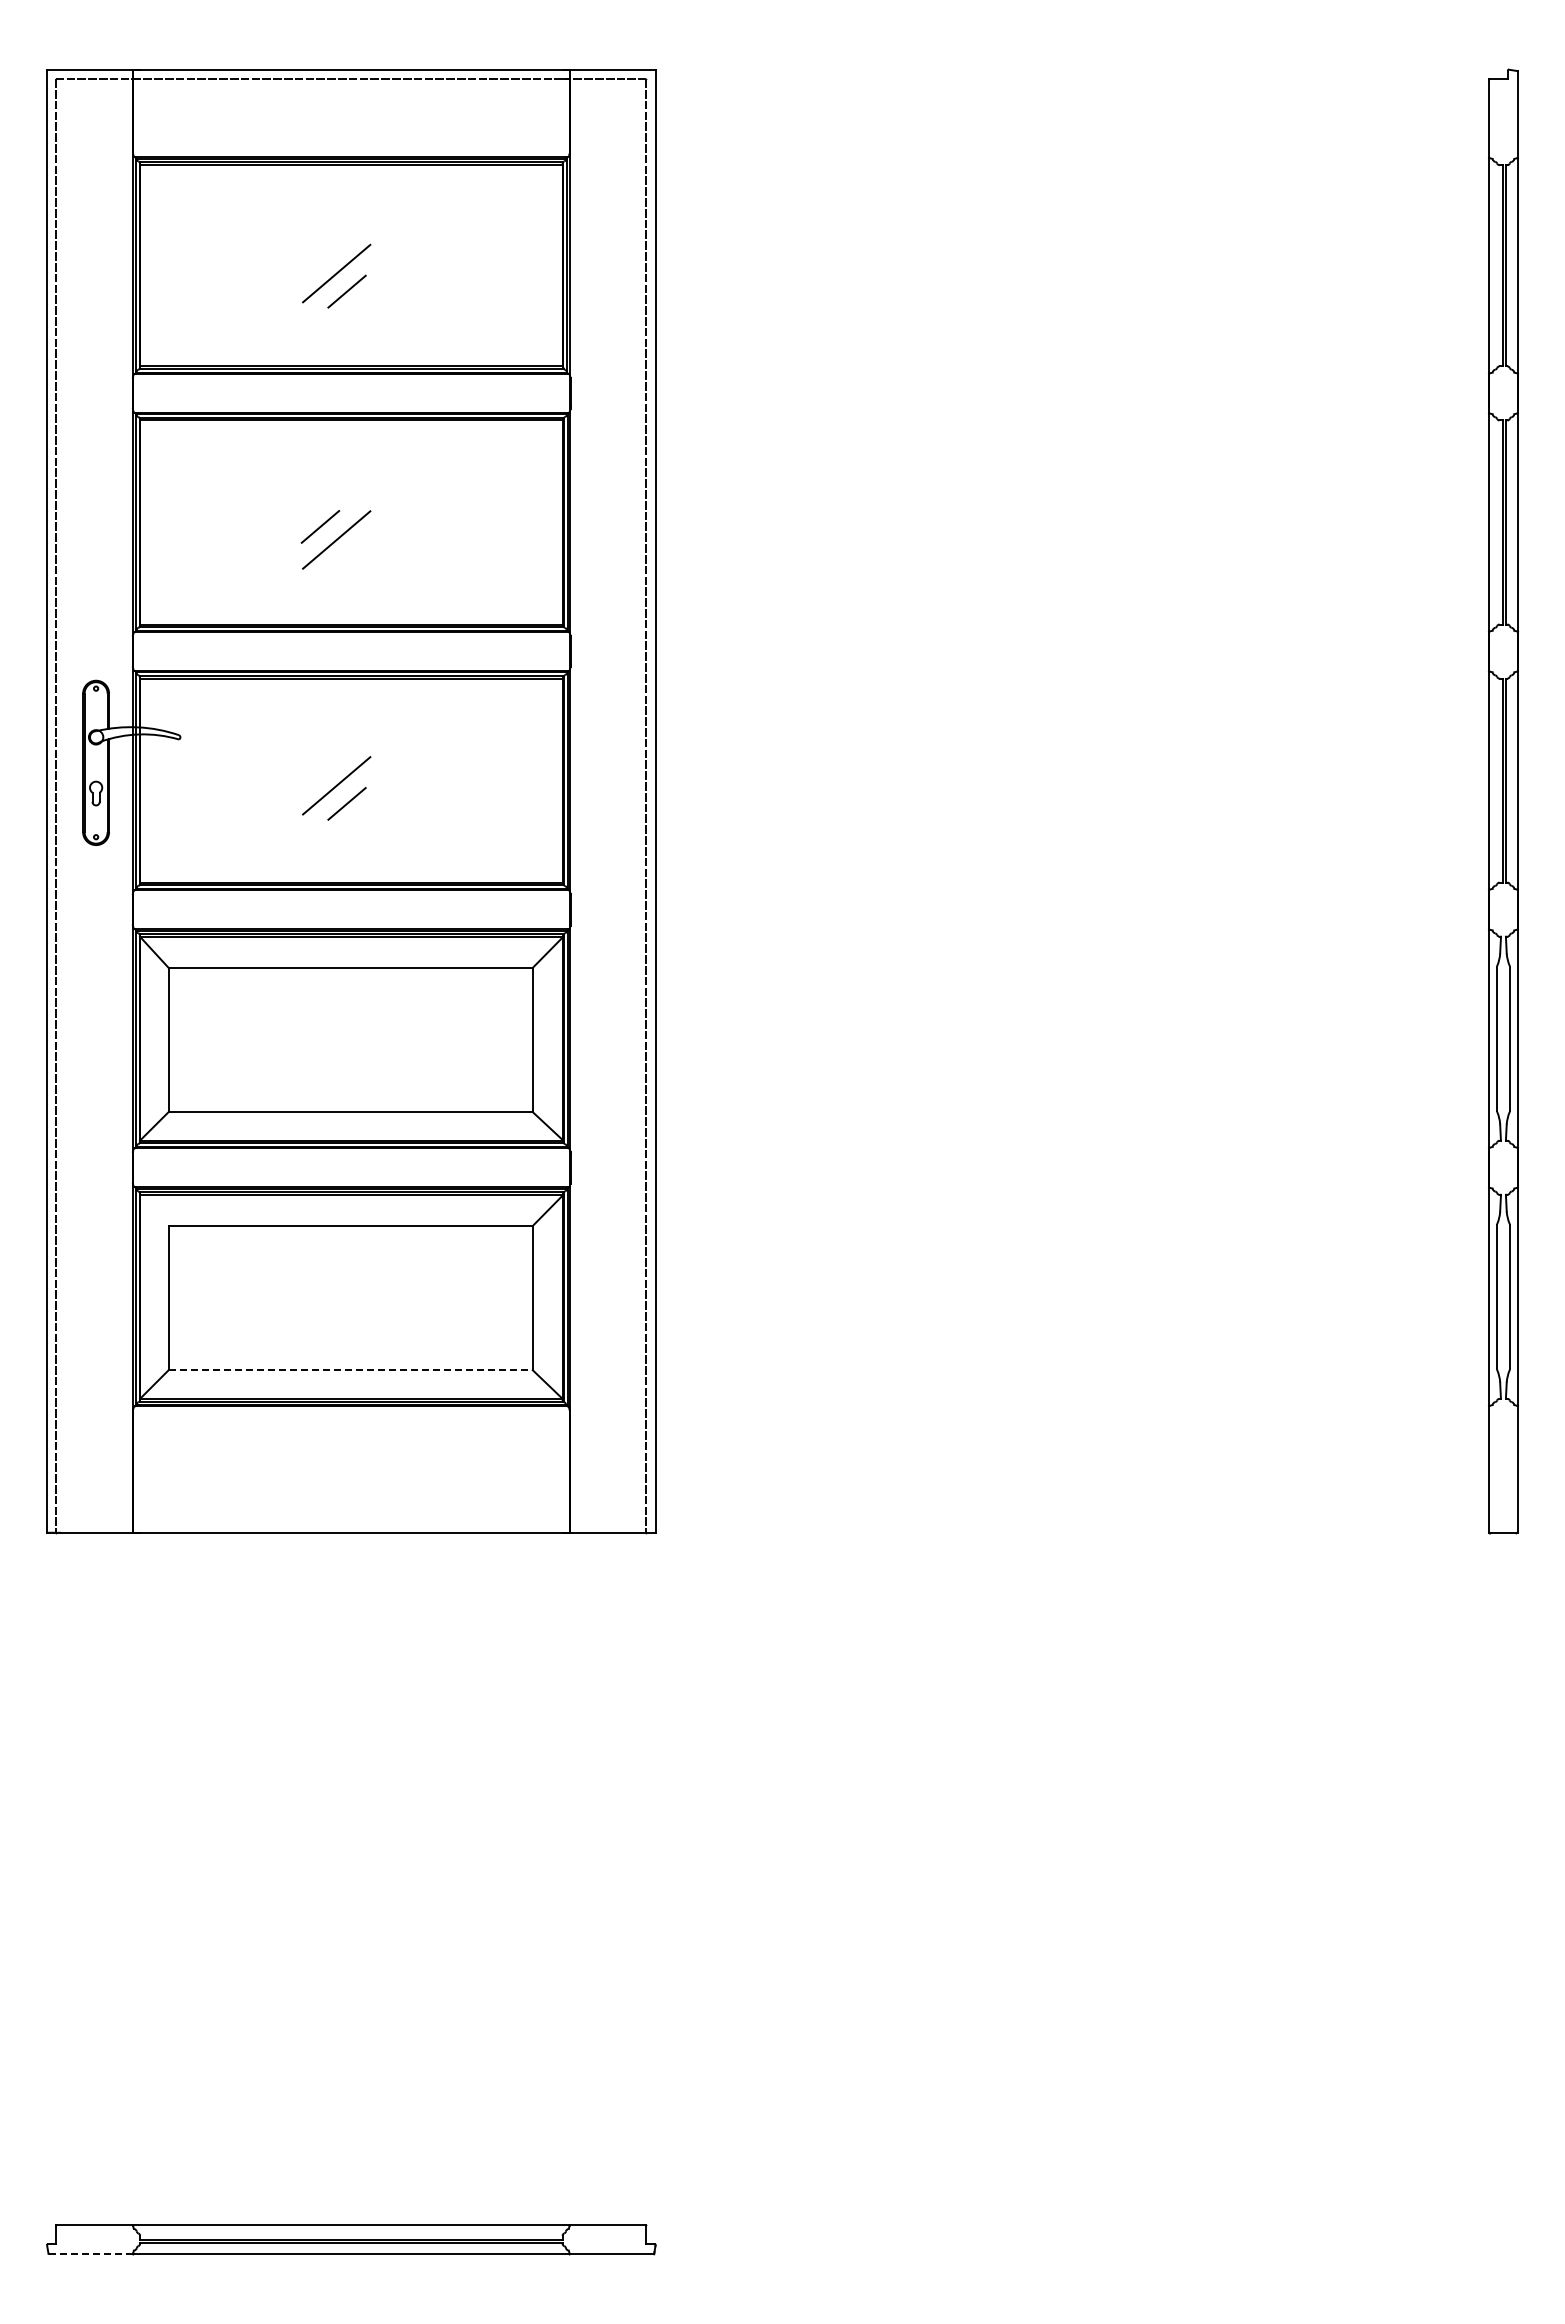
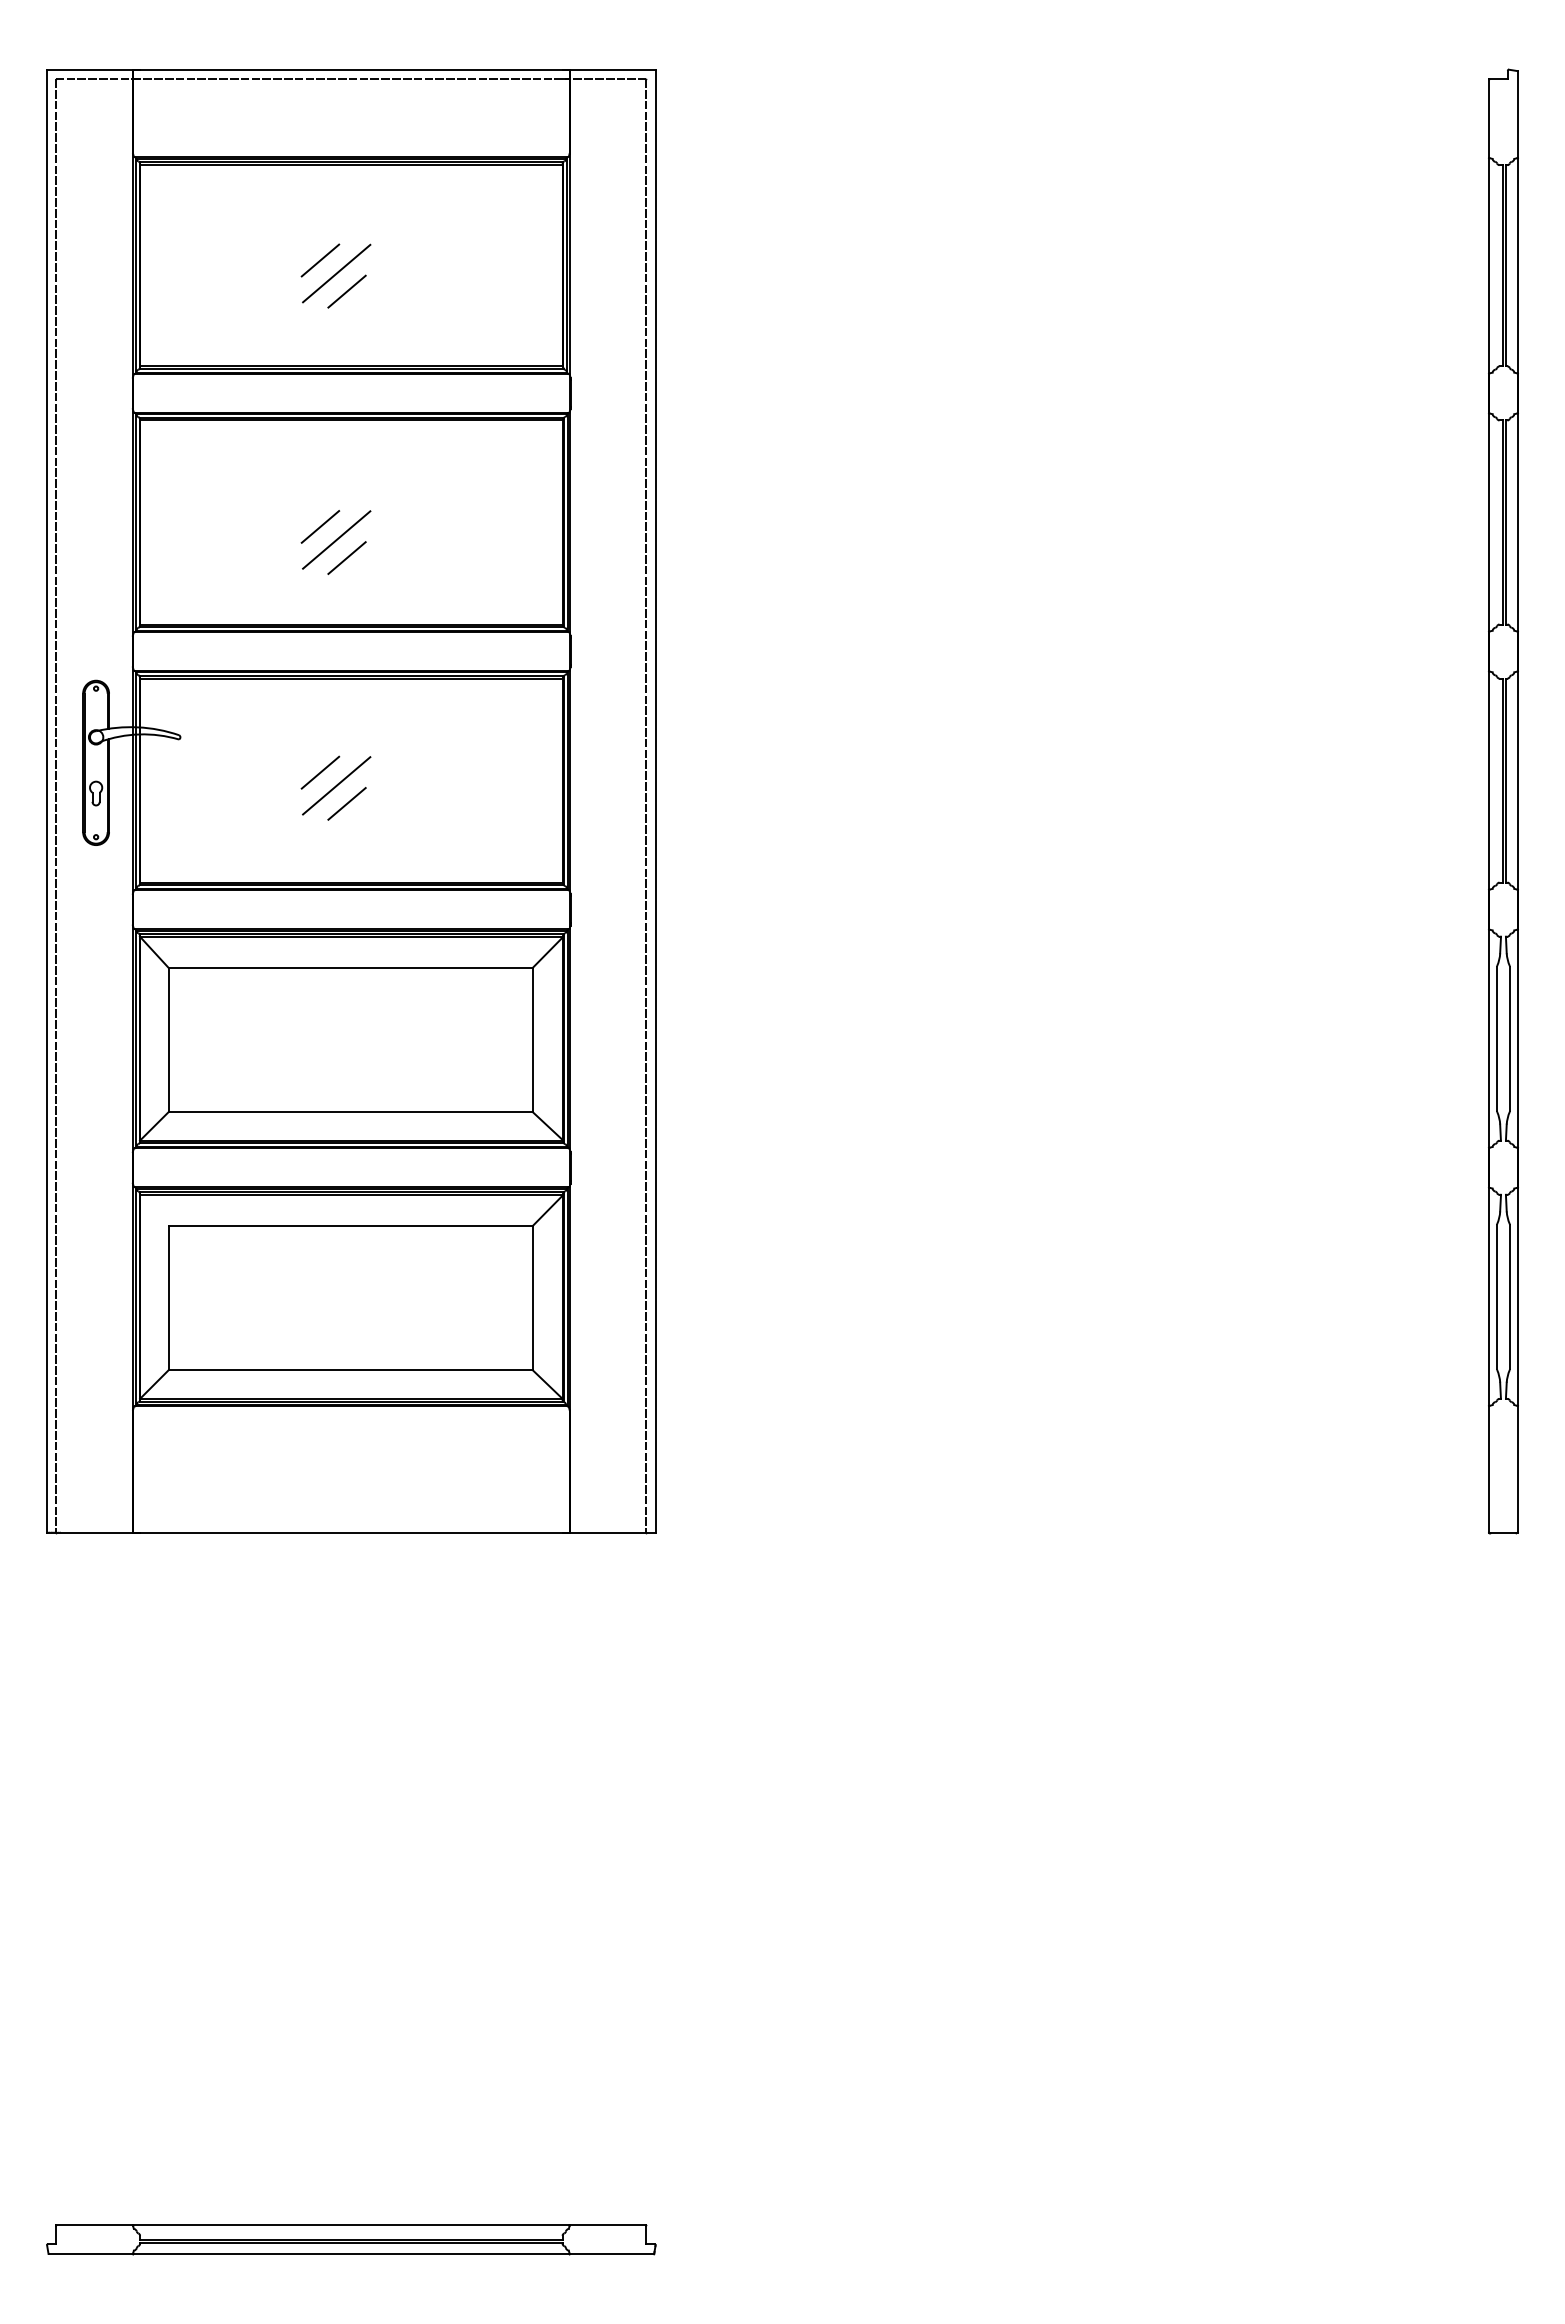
line: none -> present (320, 260)
line: none -> present (346, 557)
line: none -> present (320, 772)
line: dashed -> solid (351, 1370)
line: dashed -> solid (90, 2254)
